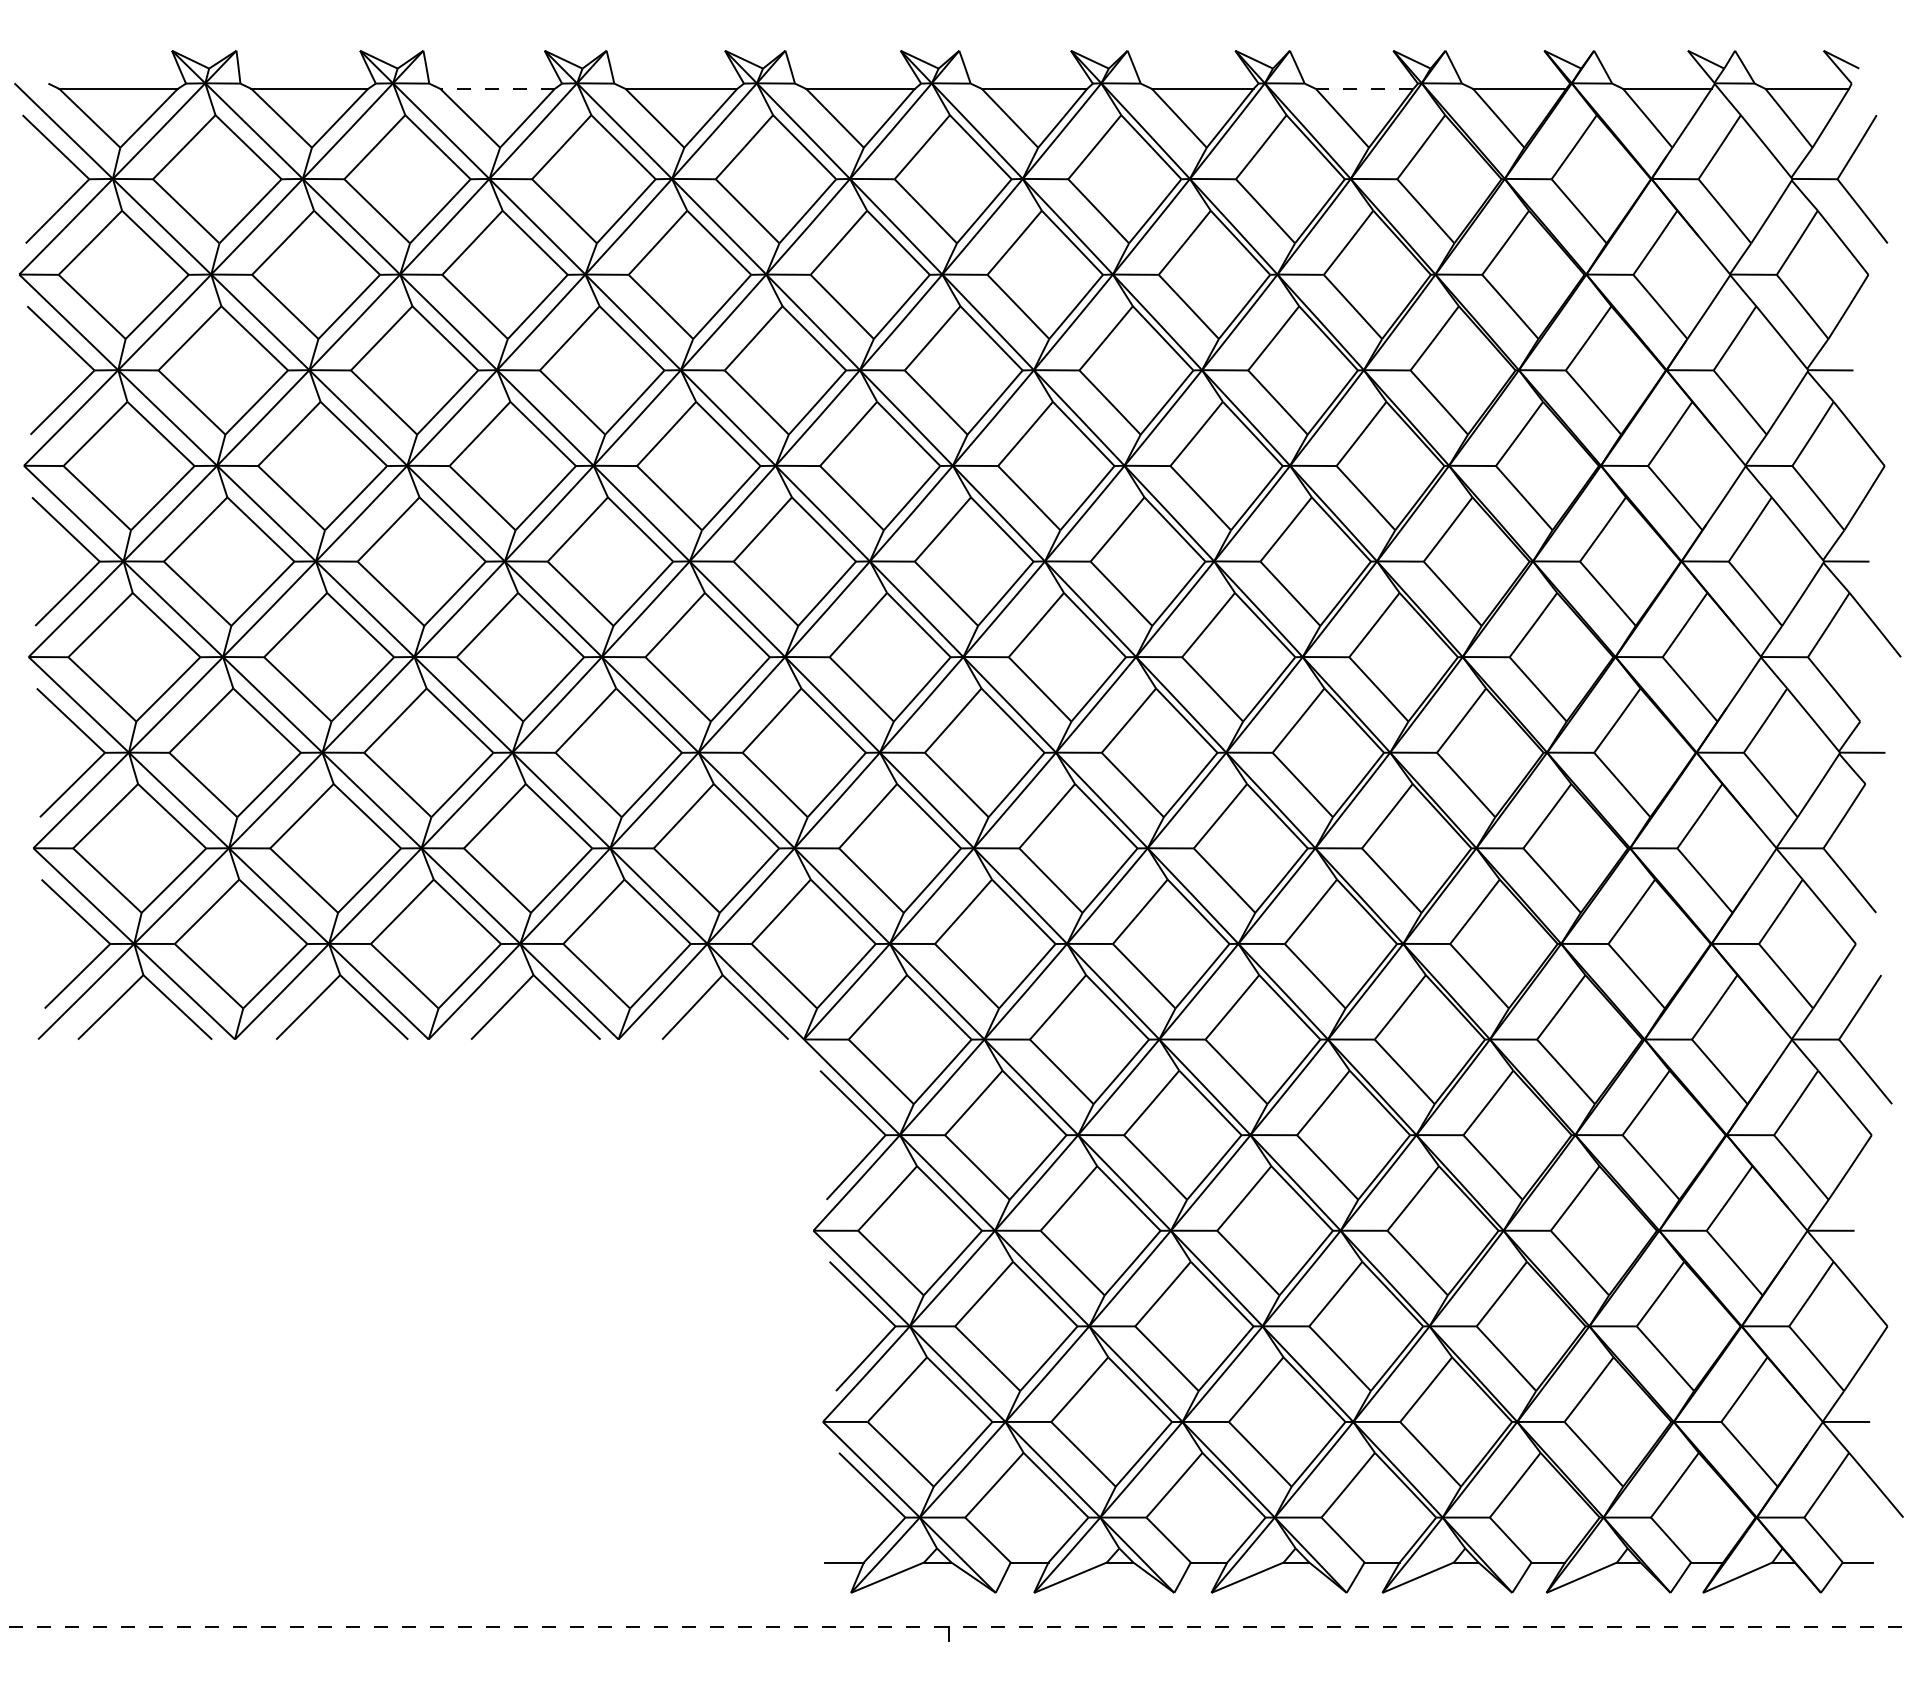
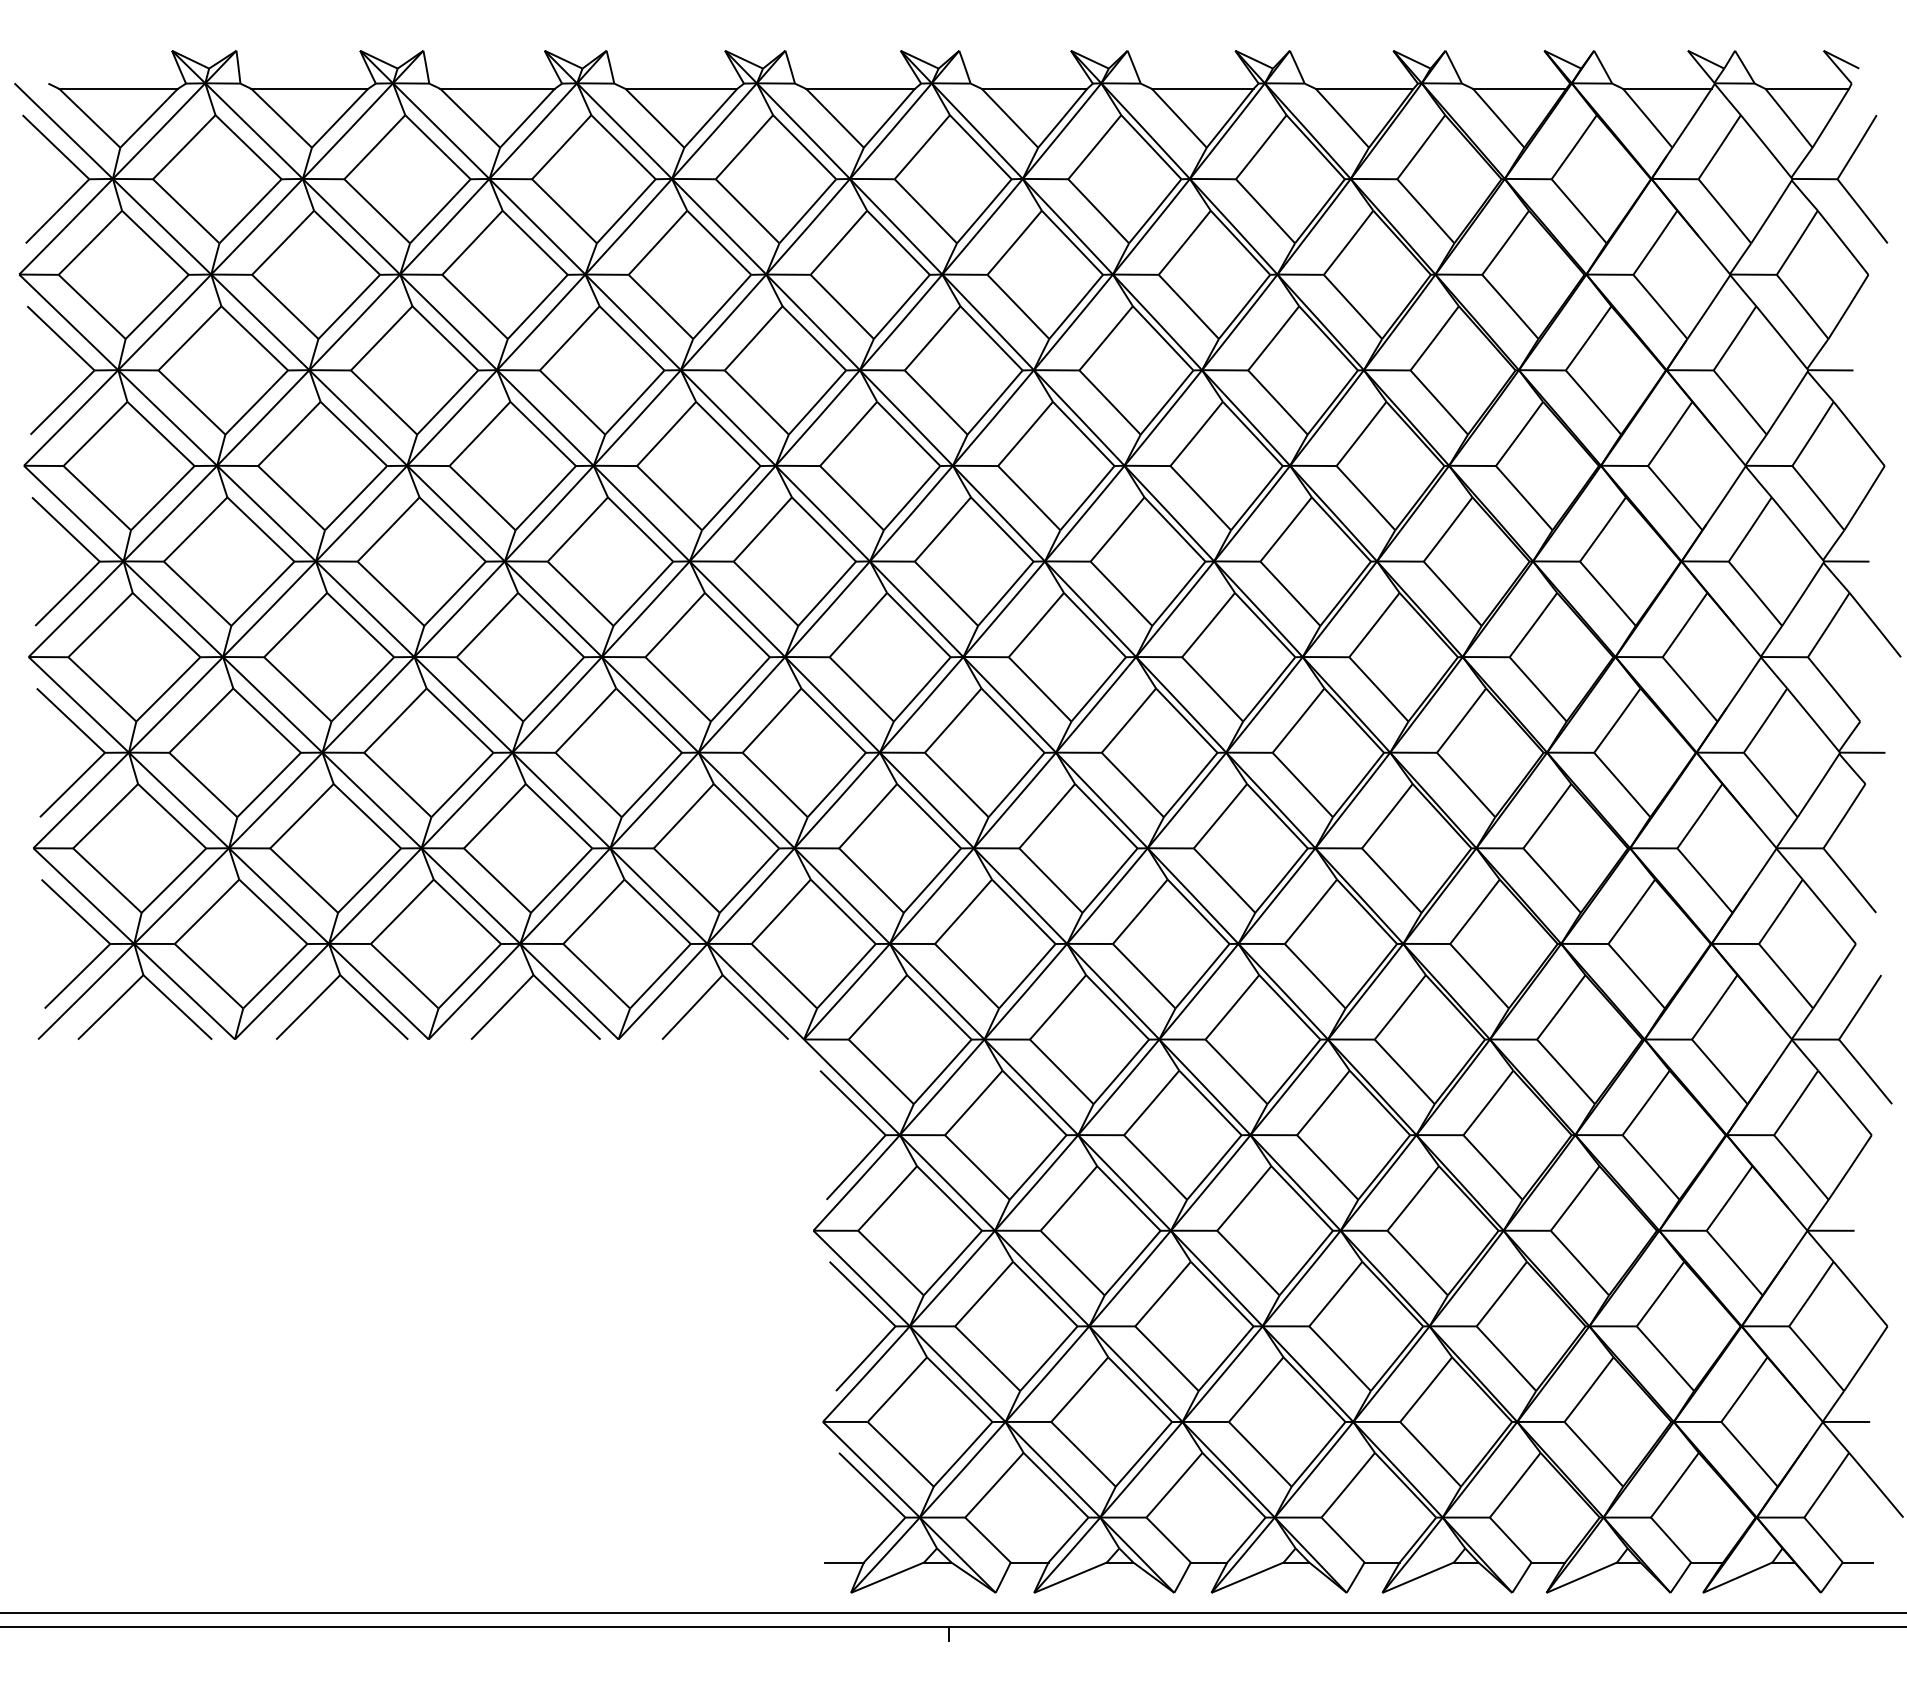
line: dashed -> solid (497, 88)
line: dashed -> solid (1364, 88)
line: none -> present (952, 1613)
line: dashed -> solid (954, 1627)
